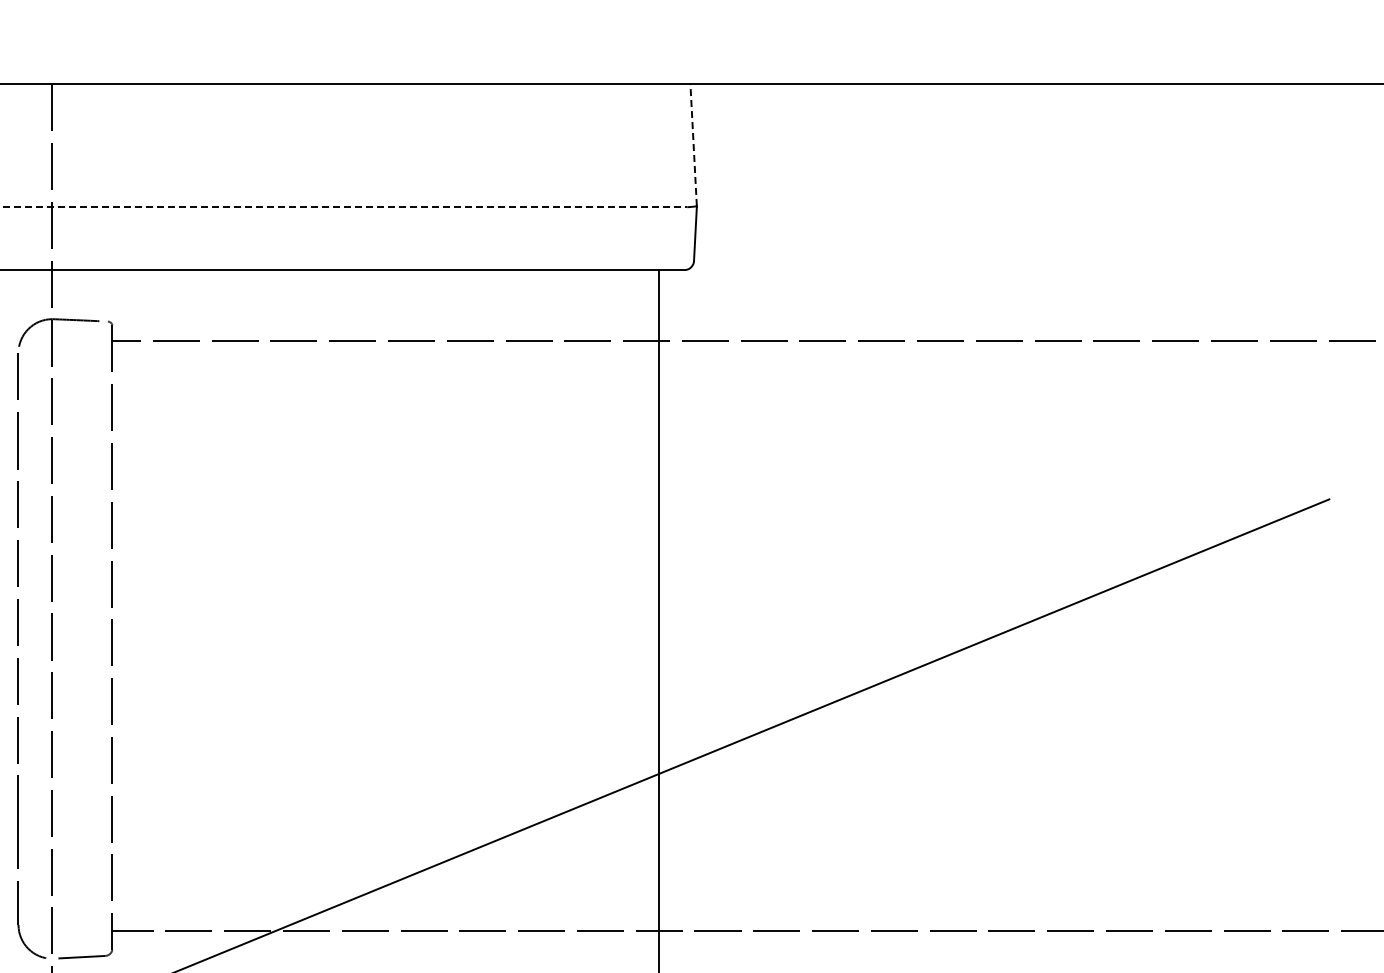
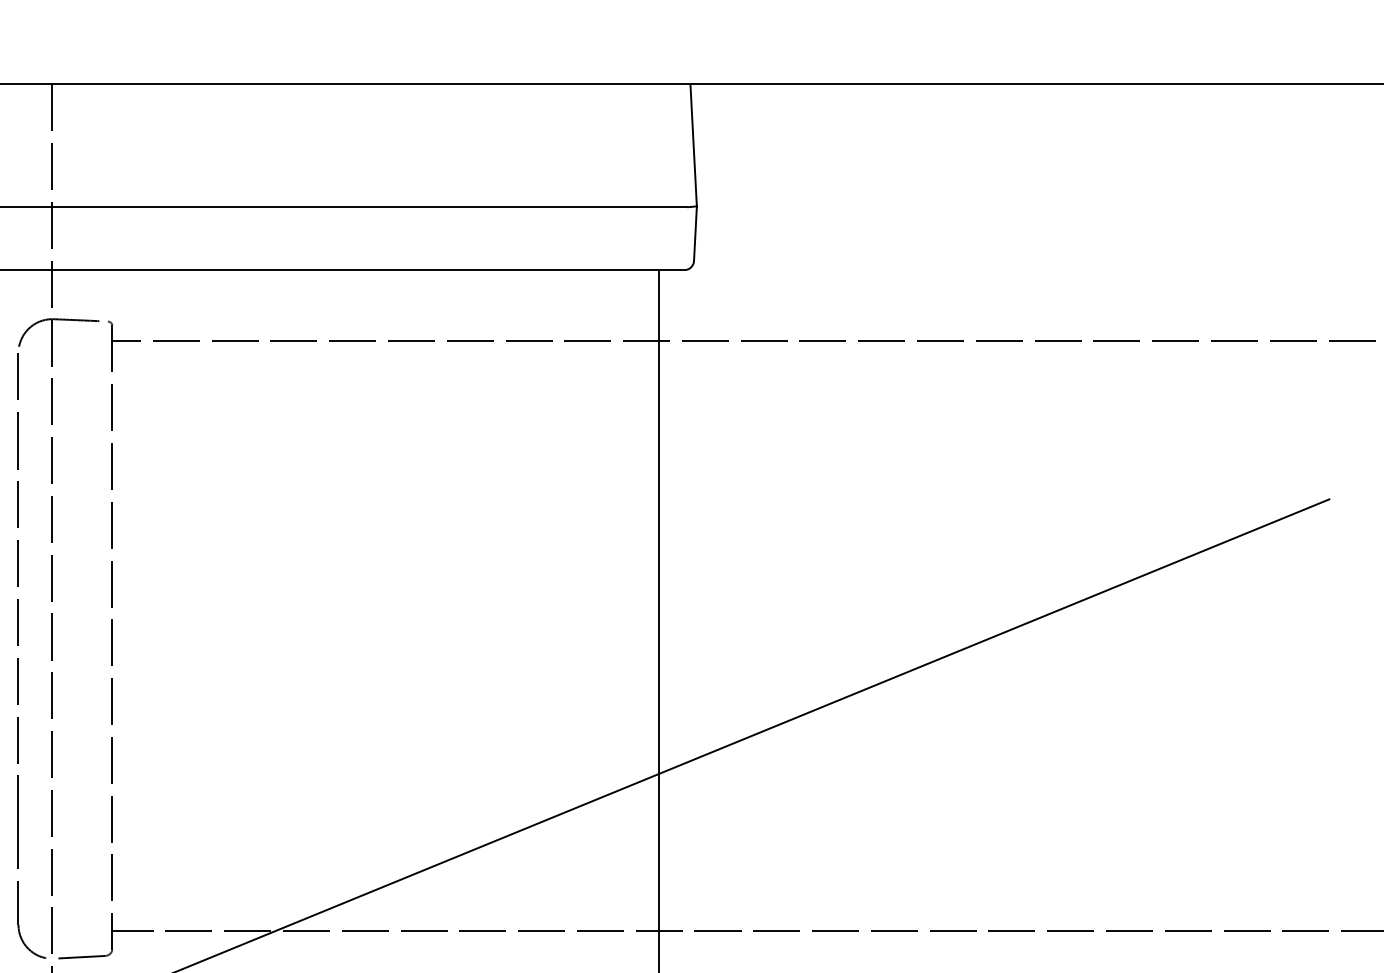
line: dashed -> solid (693, 145)
line: dashed -> solid (344, 207)
